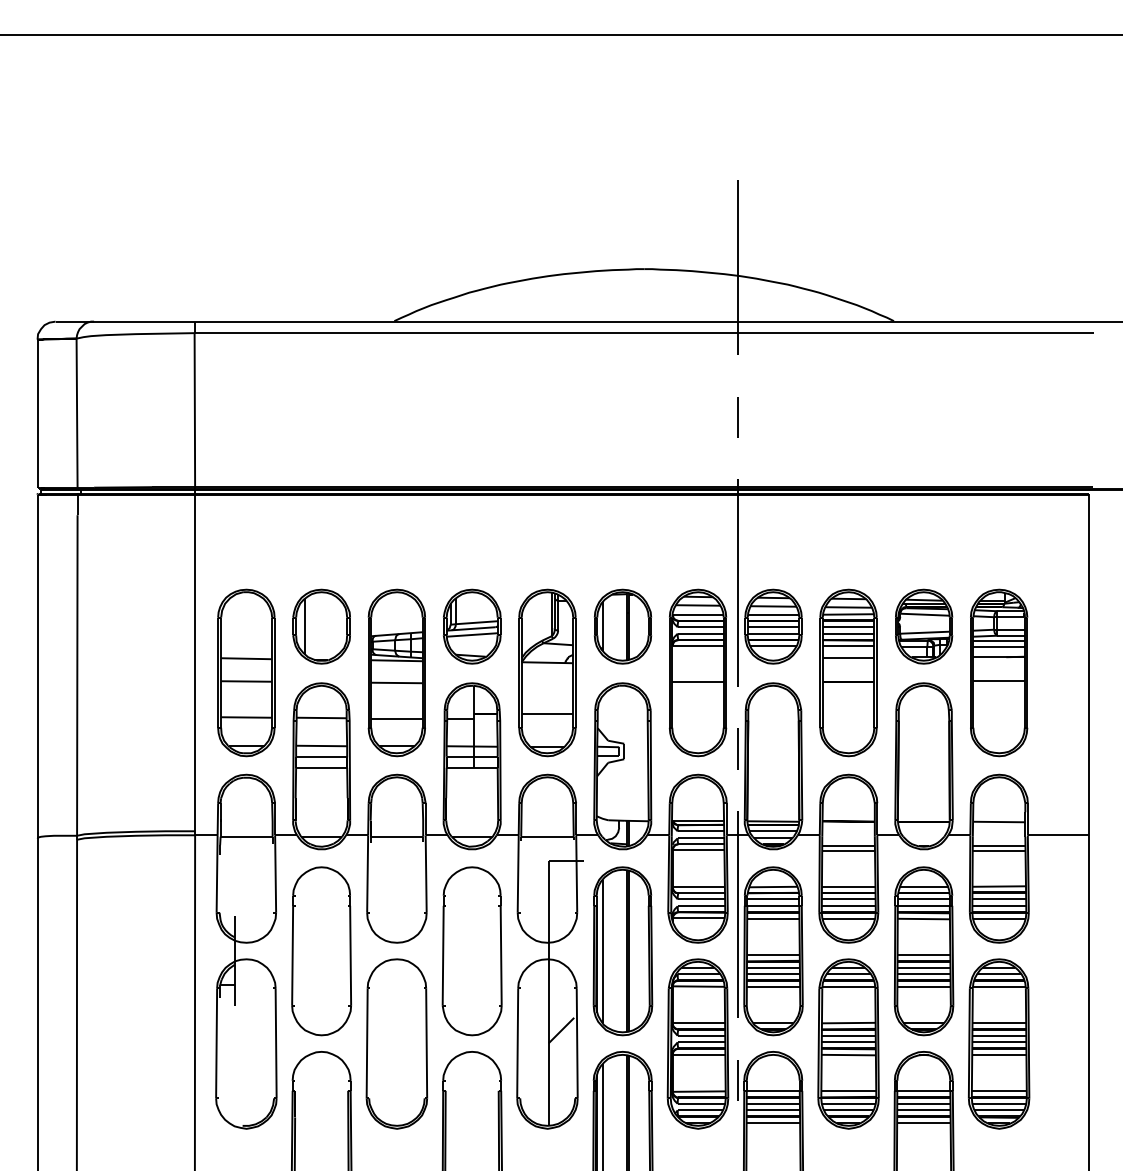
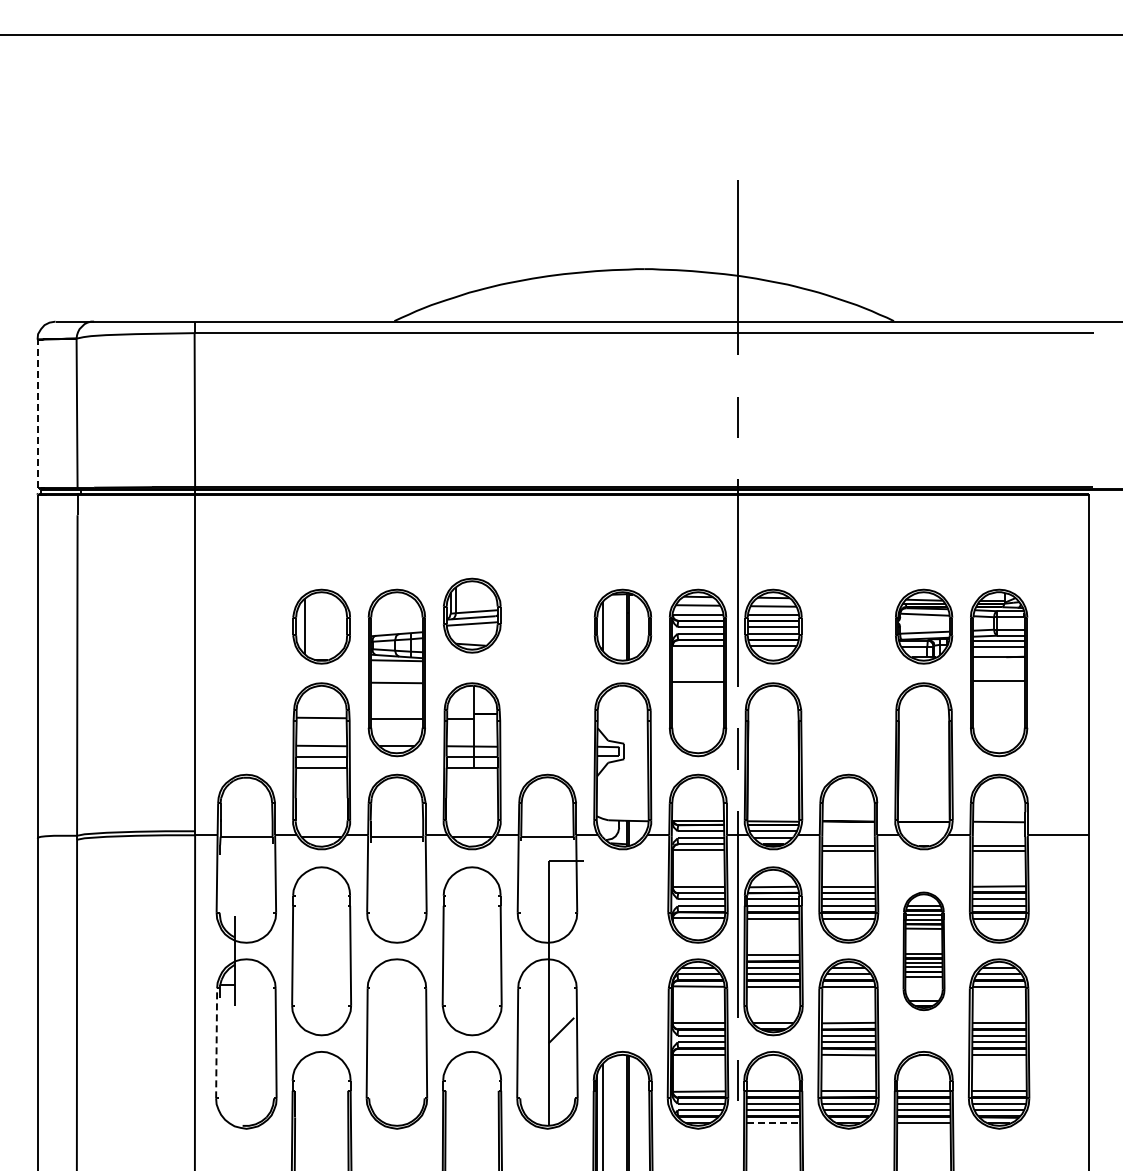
line: solid -> dashed (37, 413)
part position: (471, 626) -> (471, 615) (471, 615)
part: present -> none (246, 672)
part: present -> none (547, 672)
part: present -> none (848, 672)
part: present -> none (622, 951)
part size: 62x171 px -> 44x120 px (923, 950)
line: solid -> dashed (216, 1042)
line: solid -> dashed (773, 1122)
